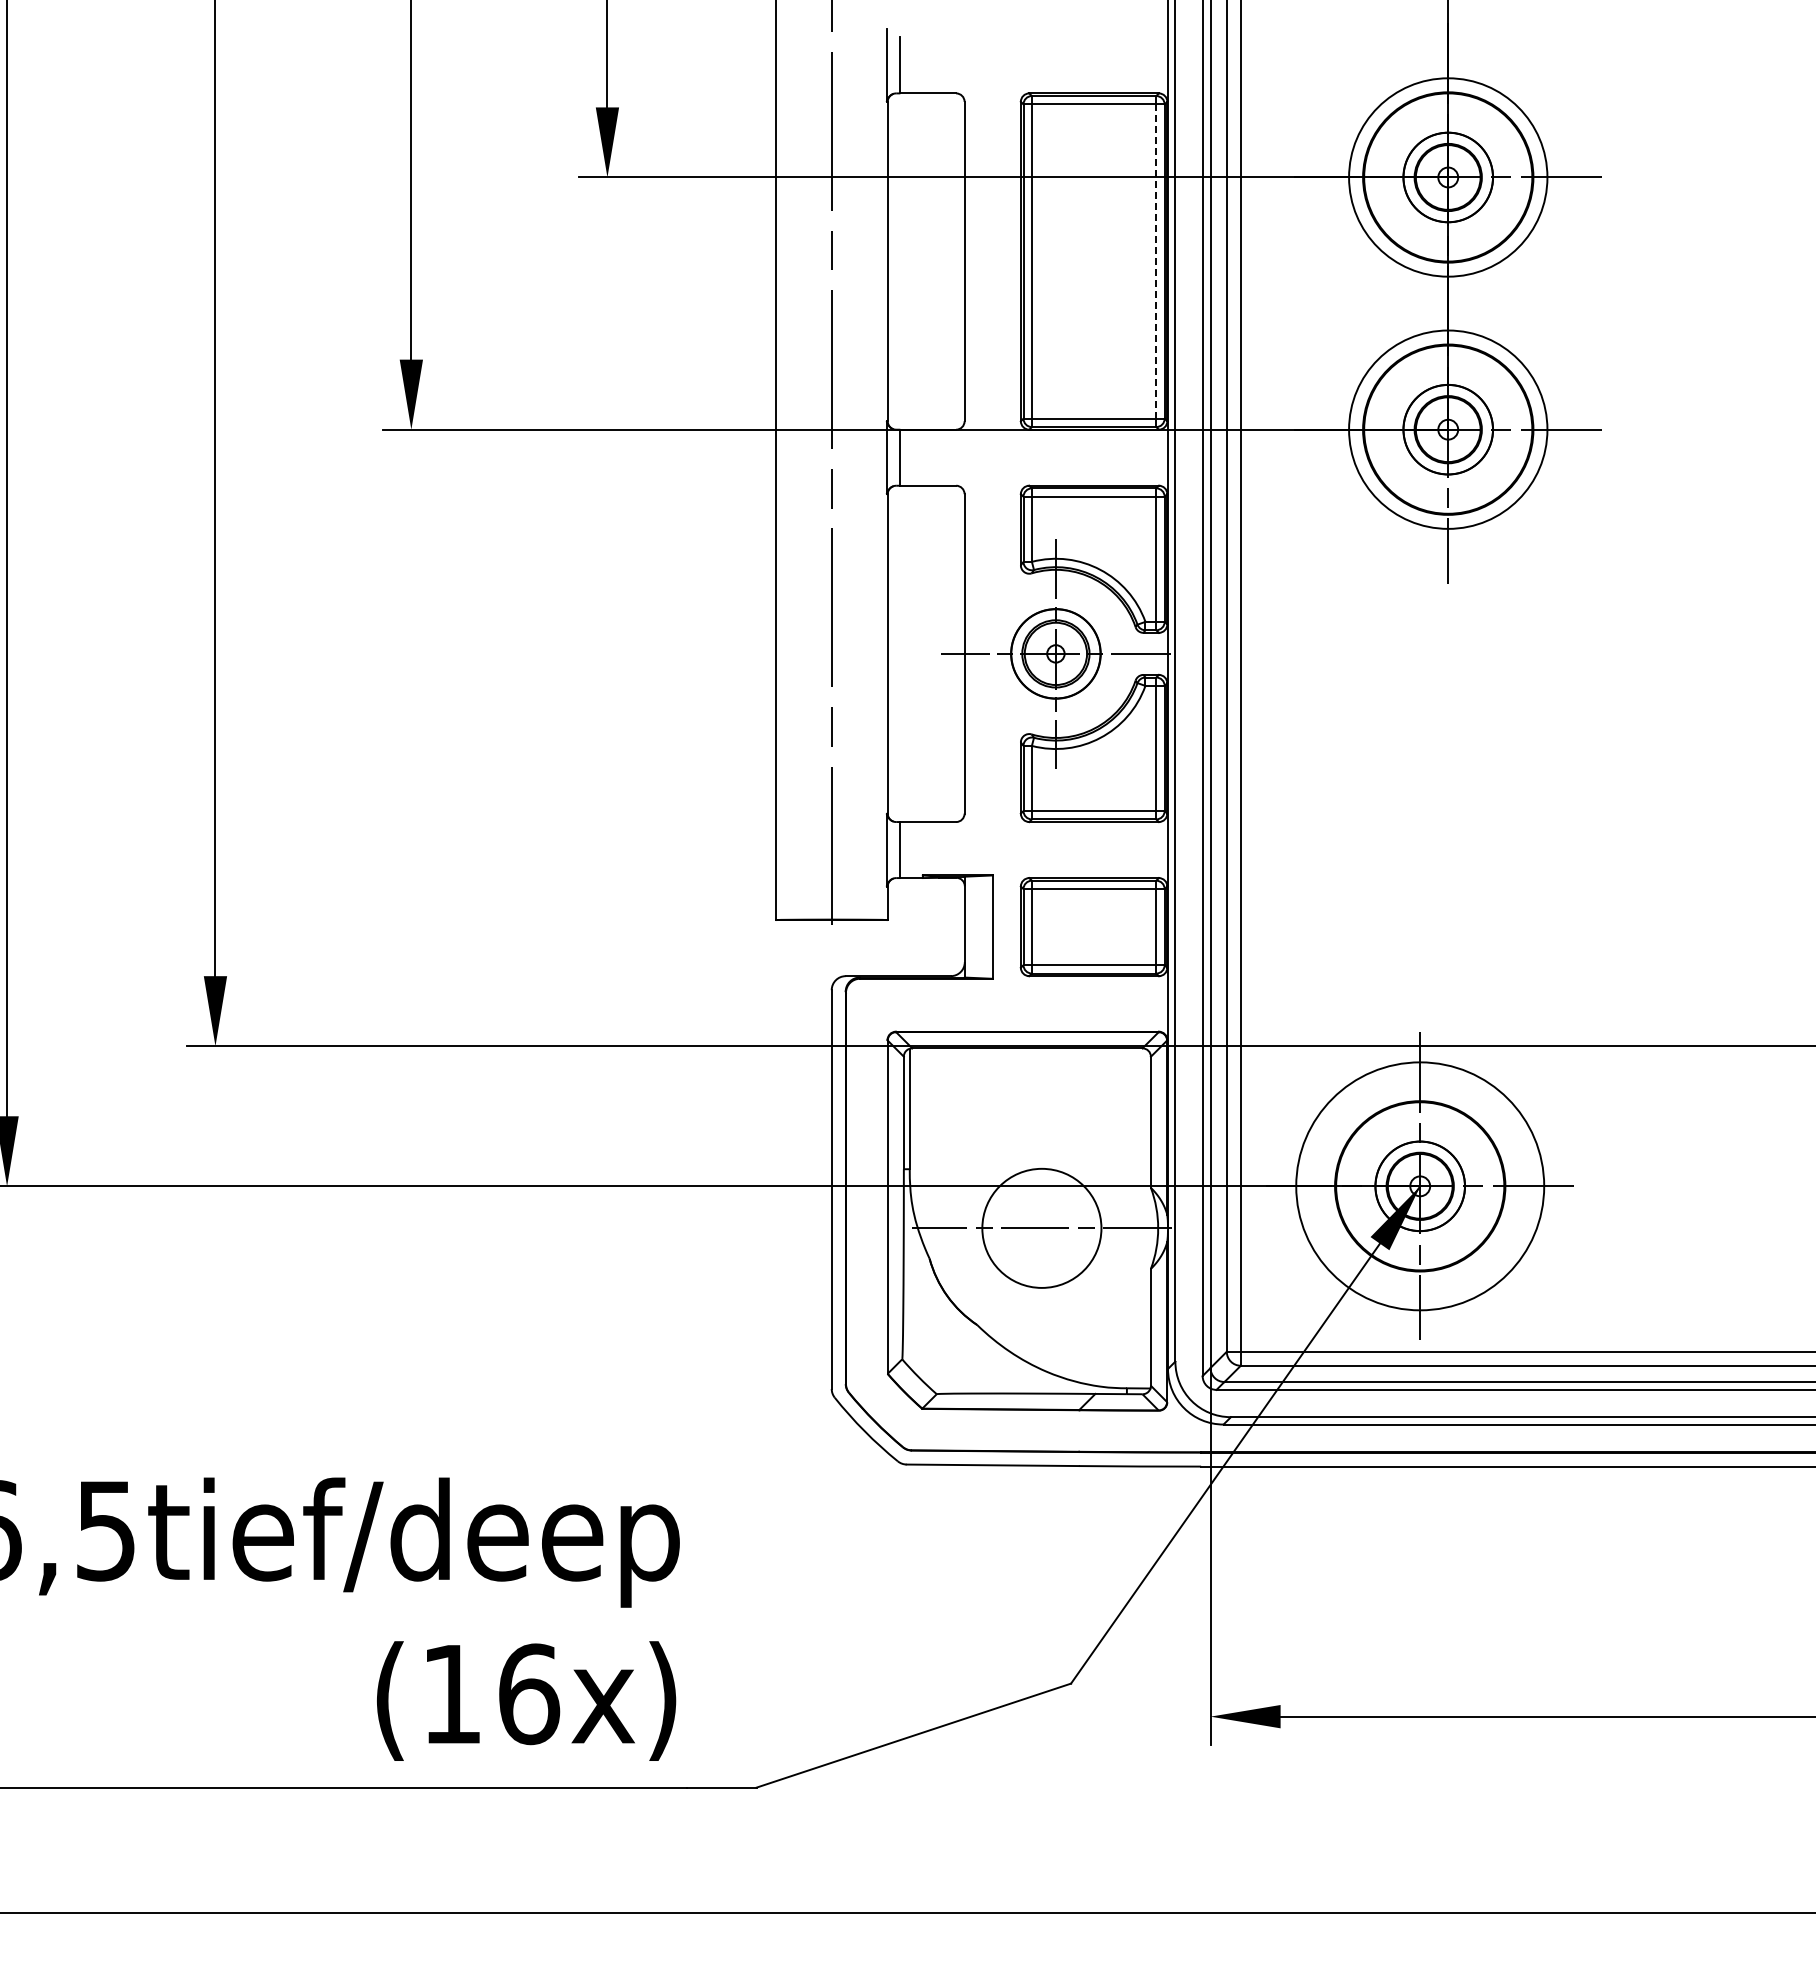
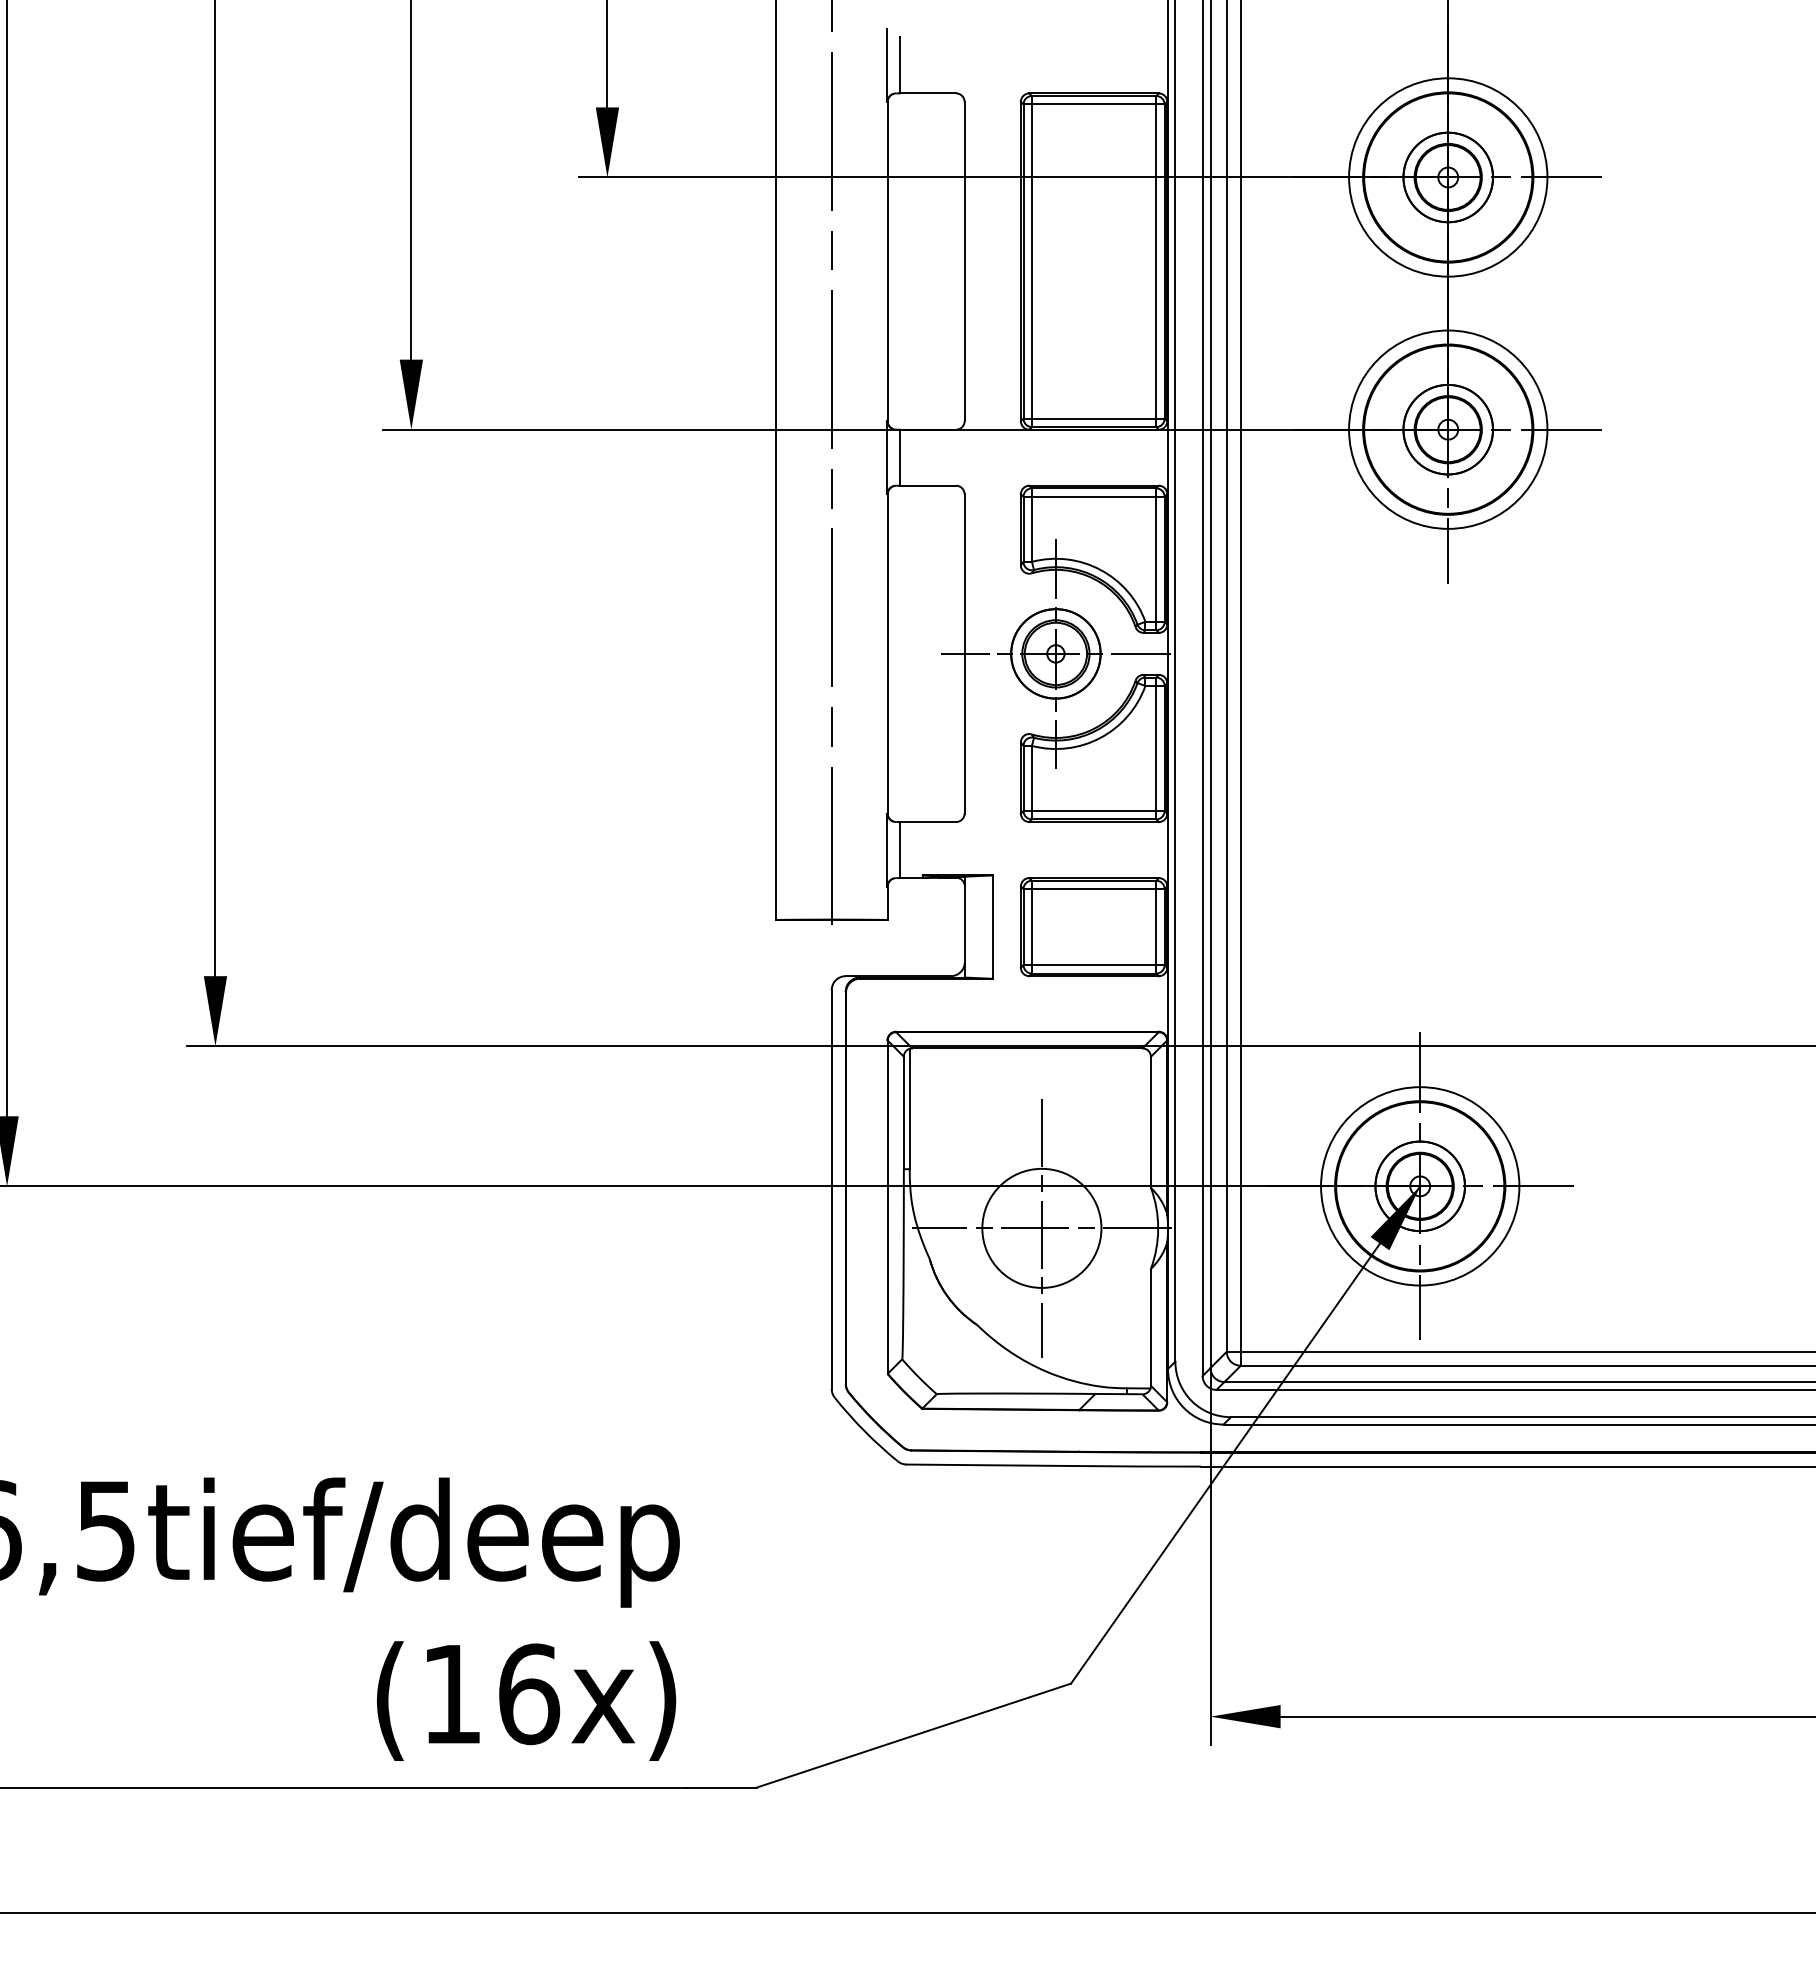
line: dashed -> solid (1156, 262)
circle diameter: 248 px -> 198 px (1420, 1186)
line: none -> present (1041, 1228)
